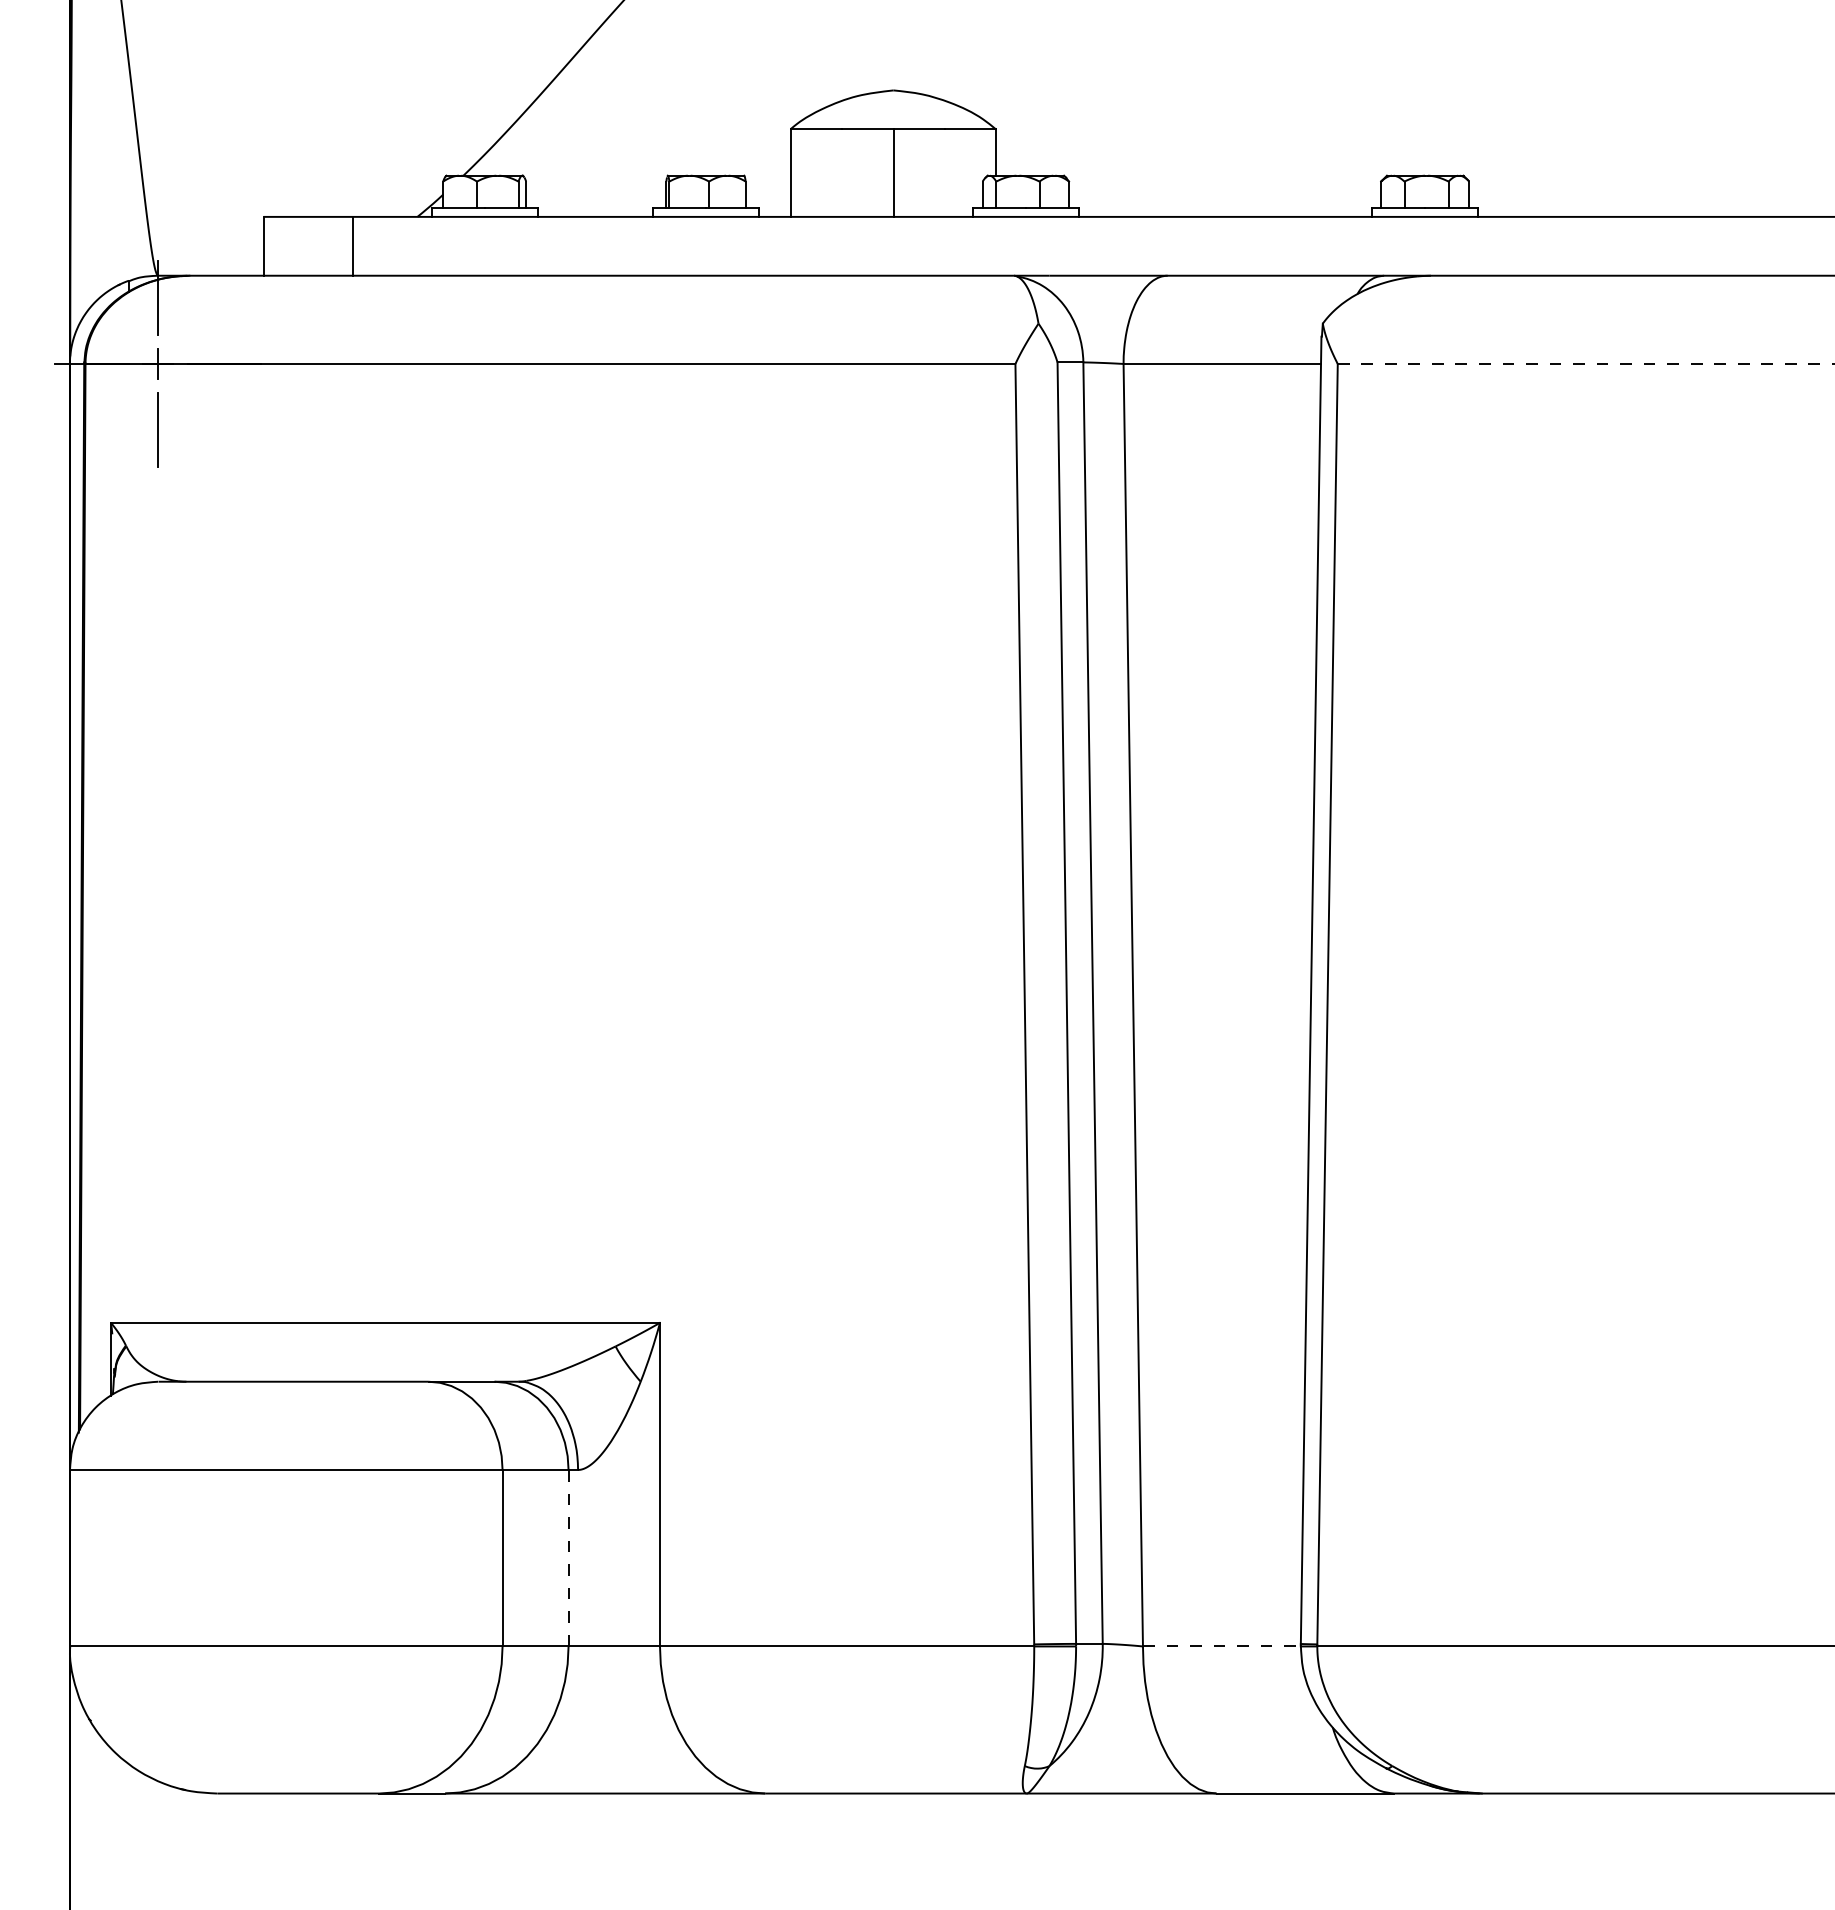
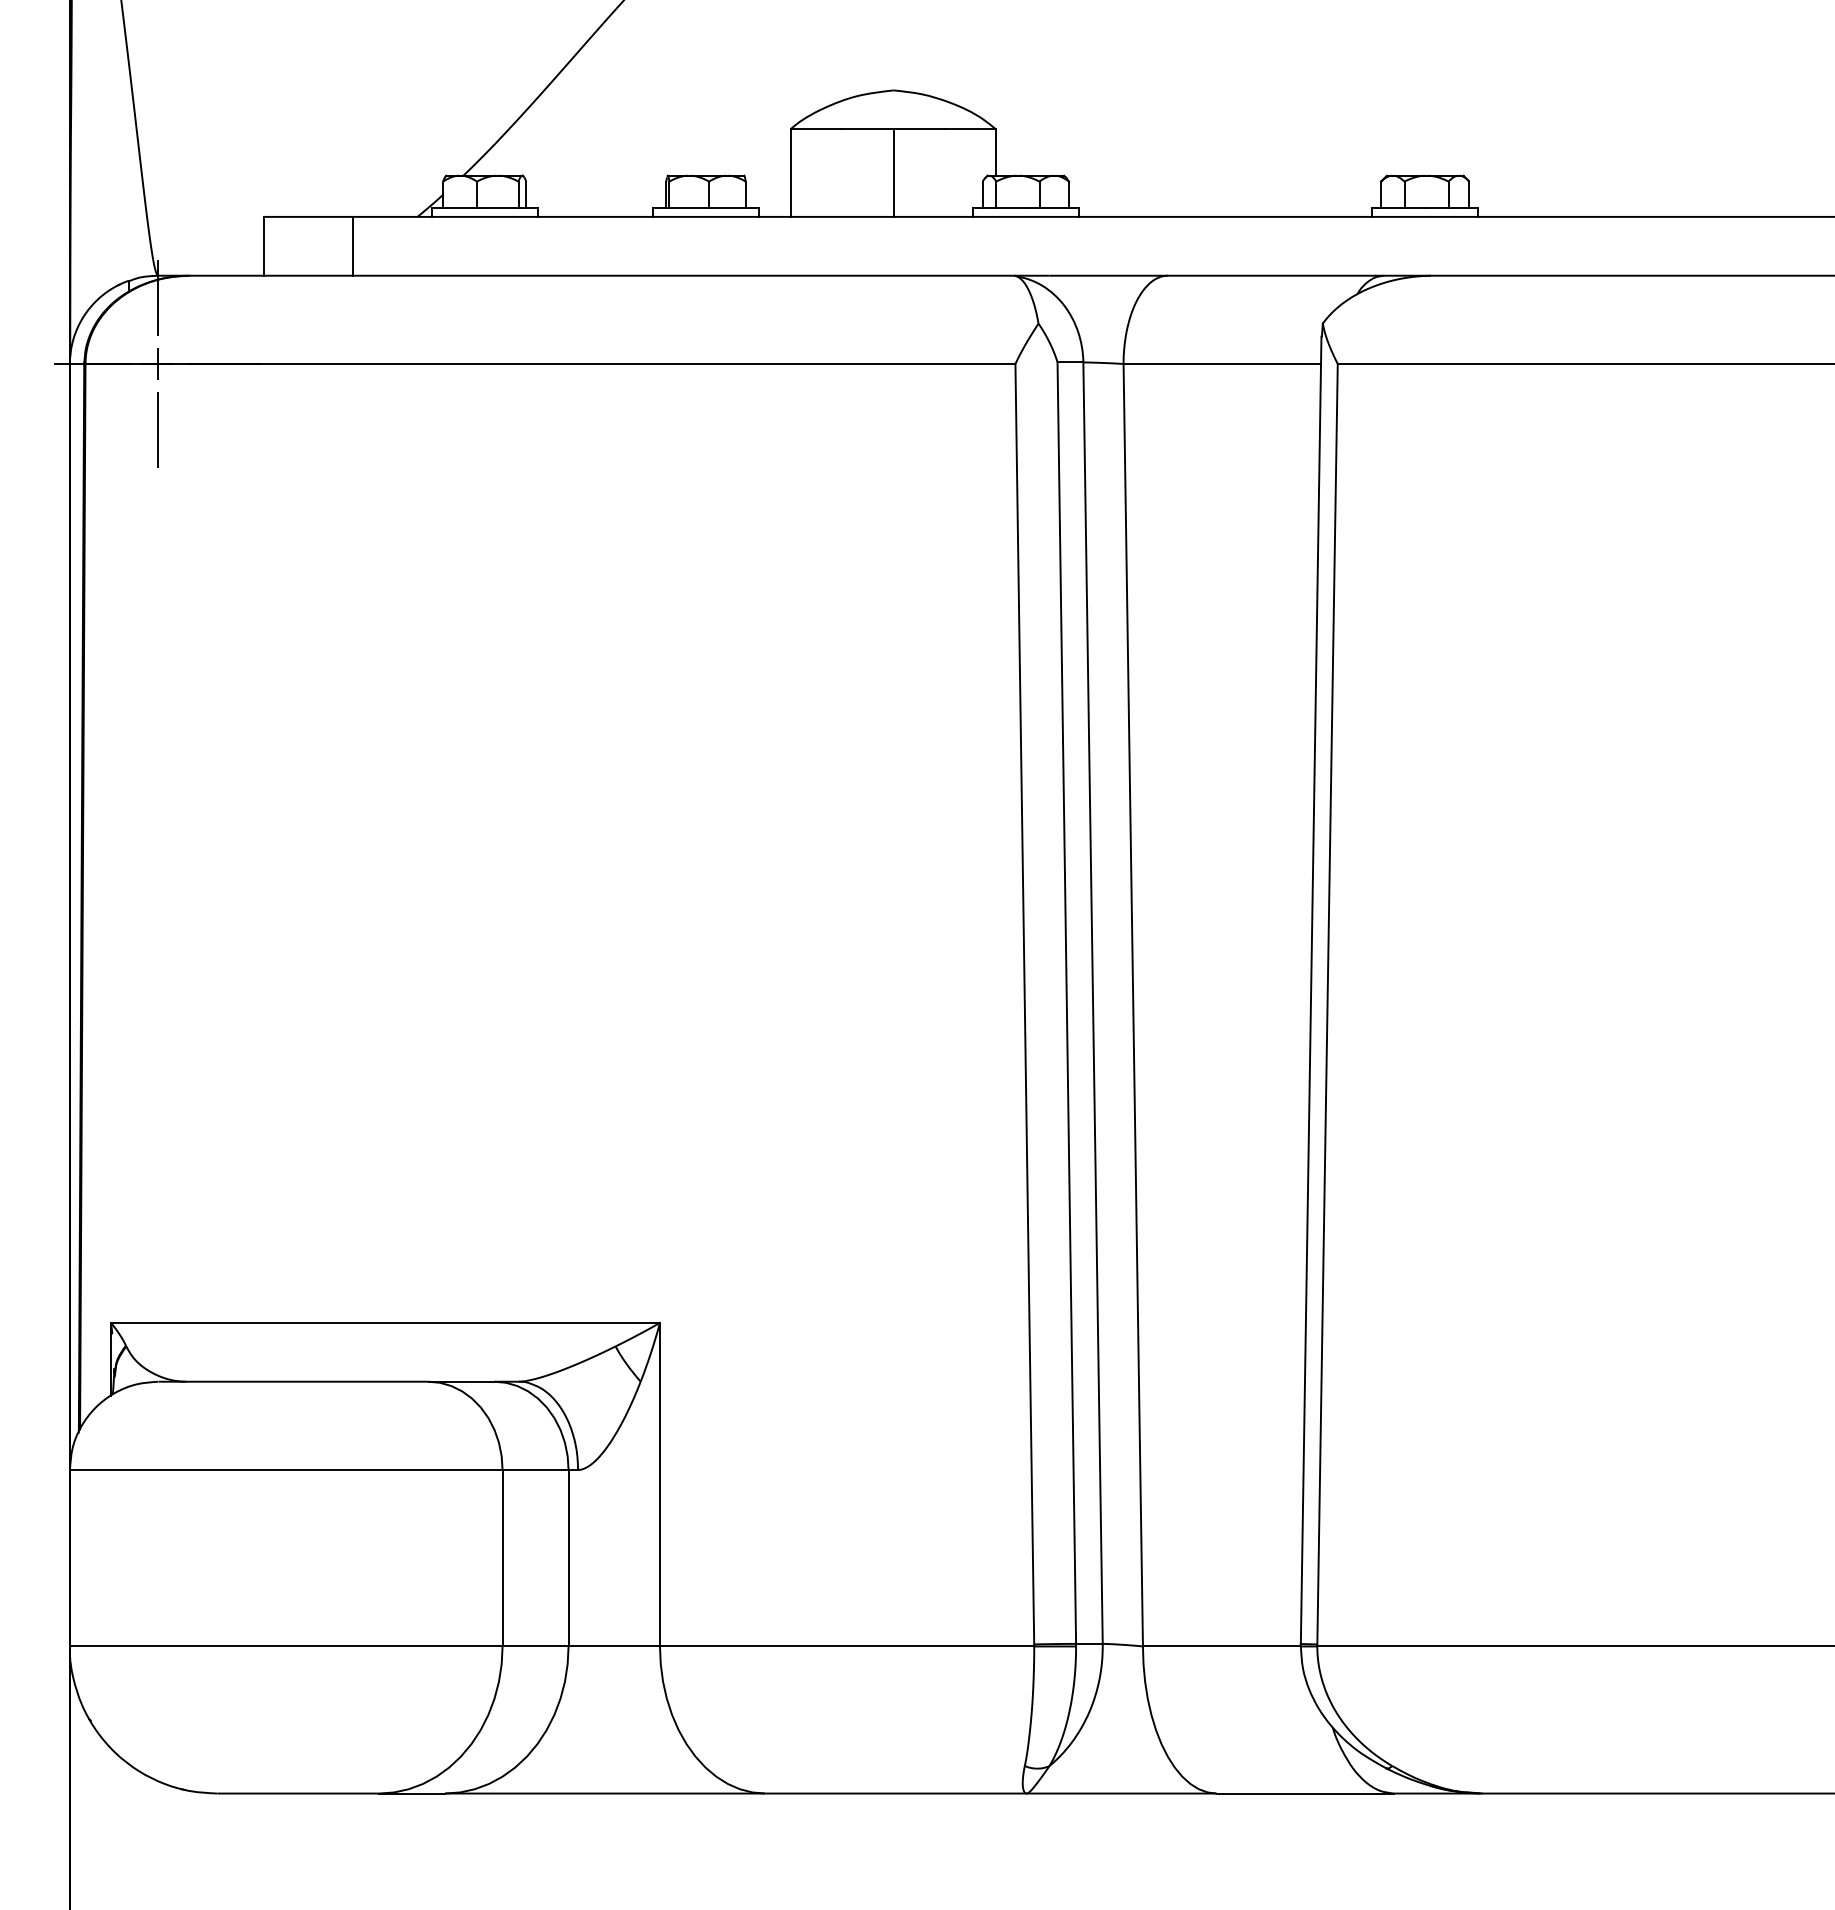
line: dashed -> solid (1586, 363)
line: dashed -> solid (568, 1557)
line: dashed -> solid (1221, 1646)
